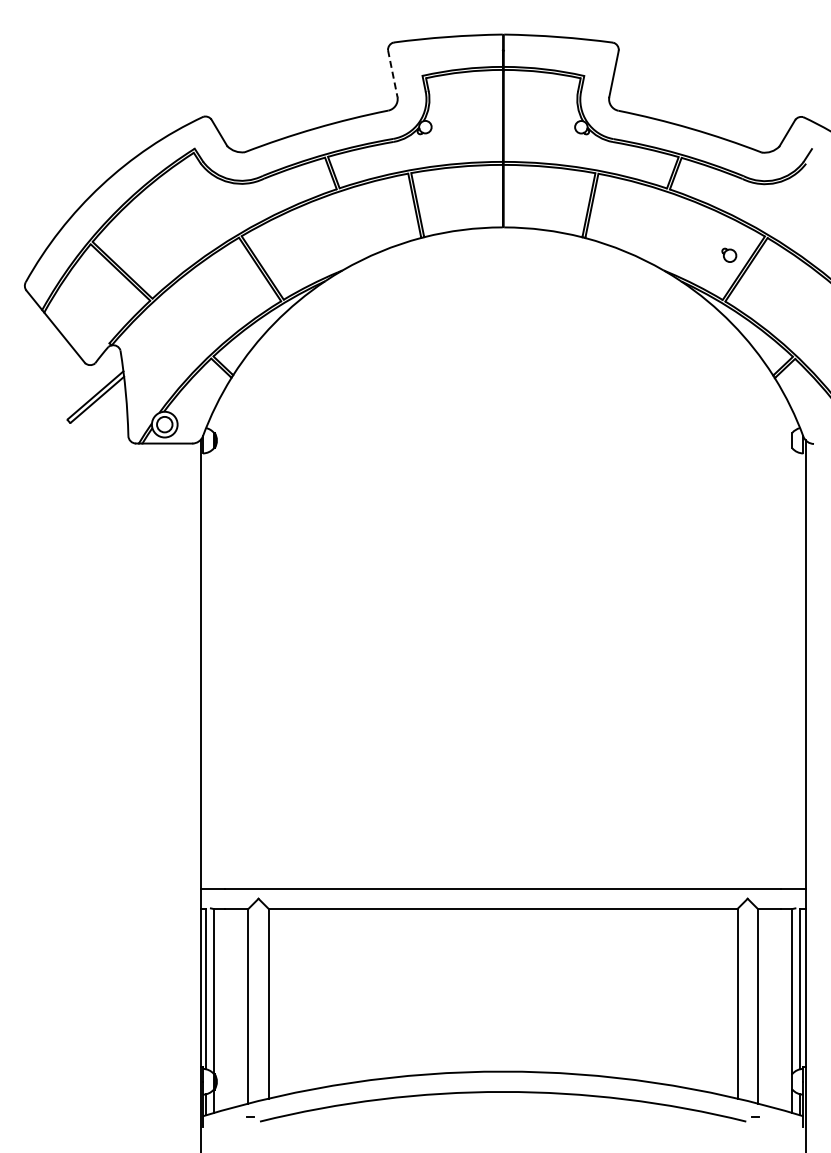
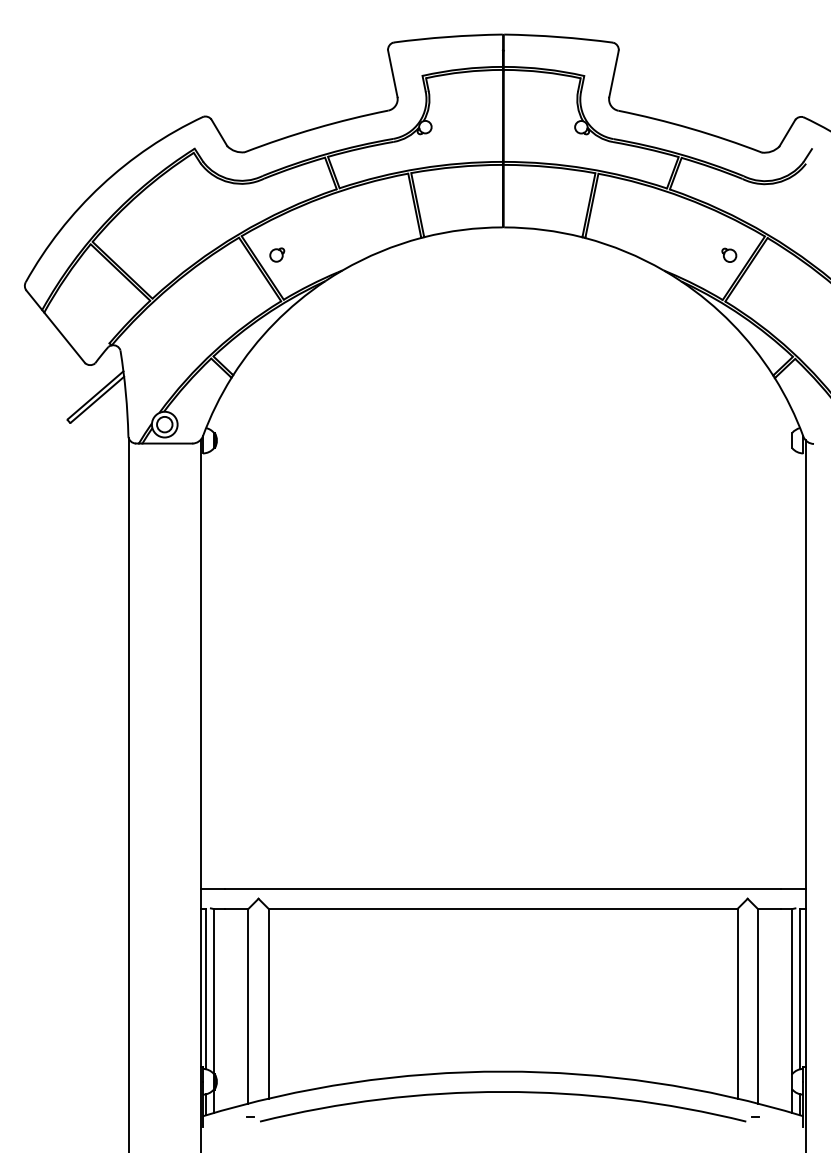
line: dashed -> solid (392, 73)
part: none -> present (277, 254)
line: none -> present (128, 793)
